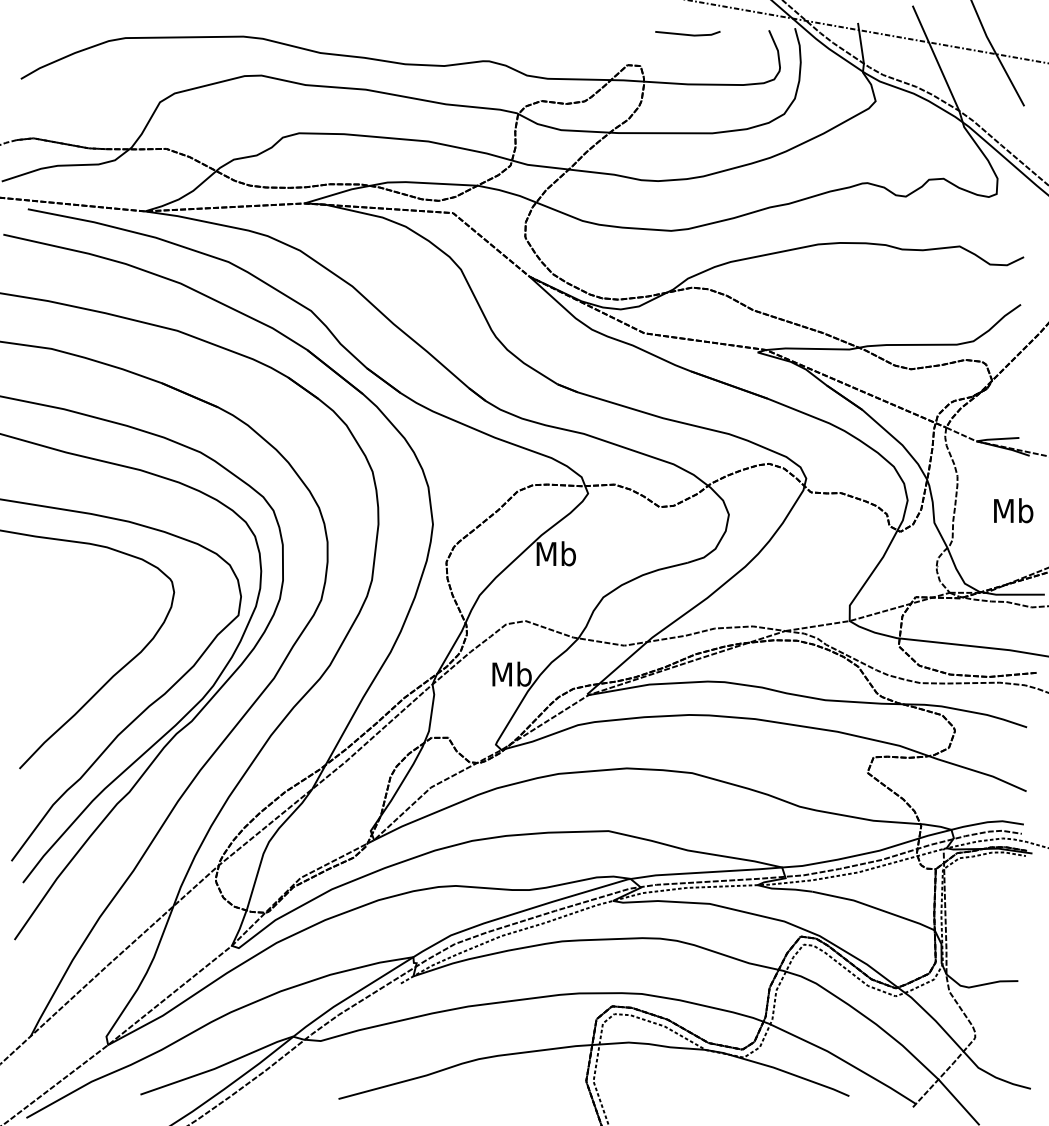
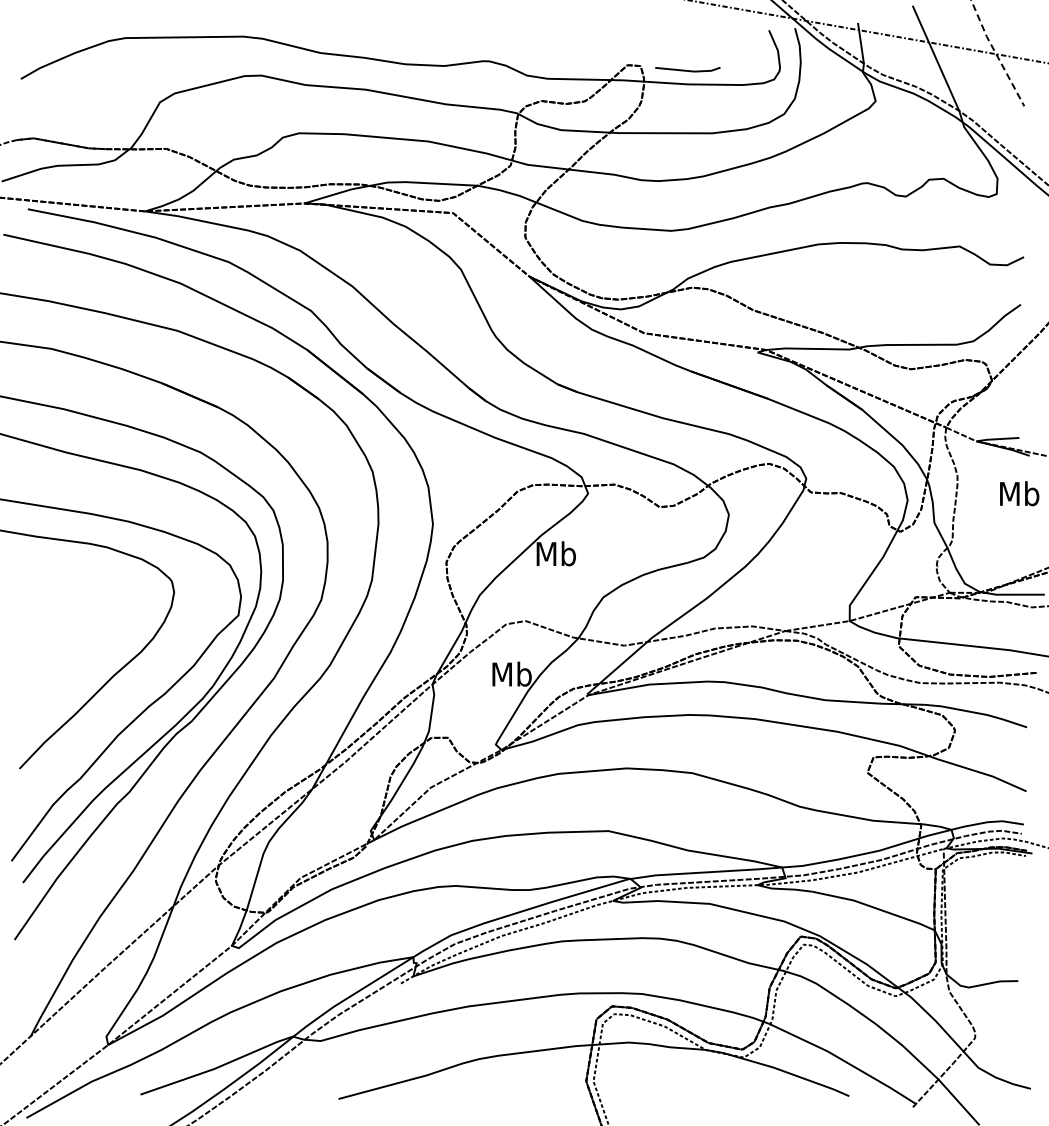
line position: (687, 34) -> (687, 70) (687, 70)
line: solid -> dashed (996, 54)
text position: (1013, 510) -> (1019, 493) (1019, 493)
